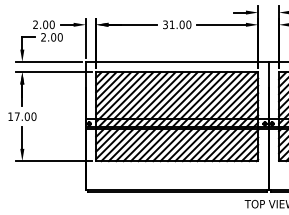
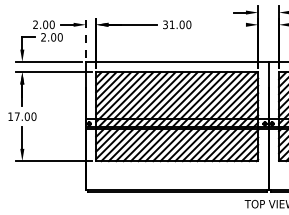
line: present -> none (221, 24)
line: solid -> dashed (85, 37)
